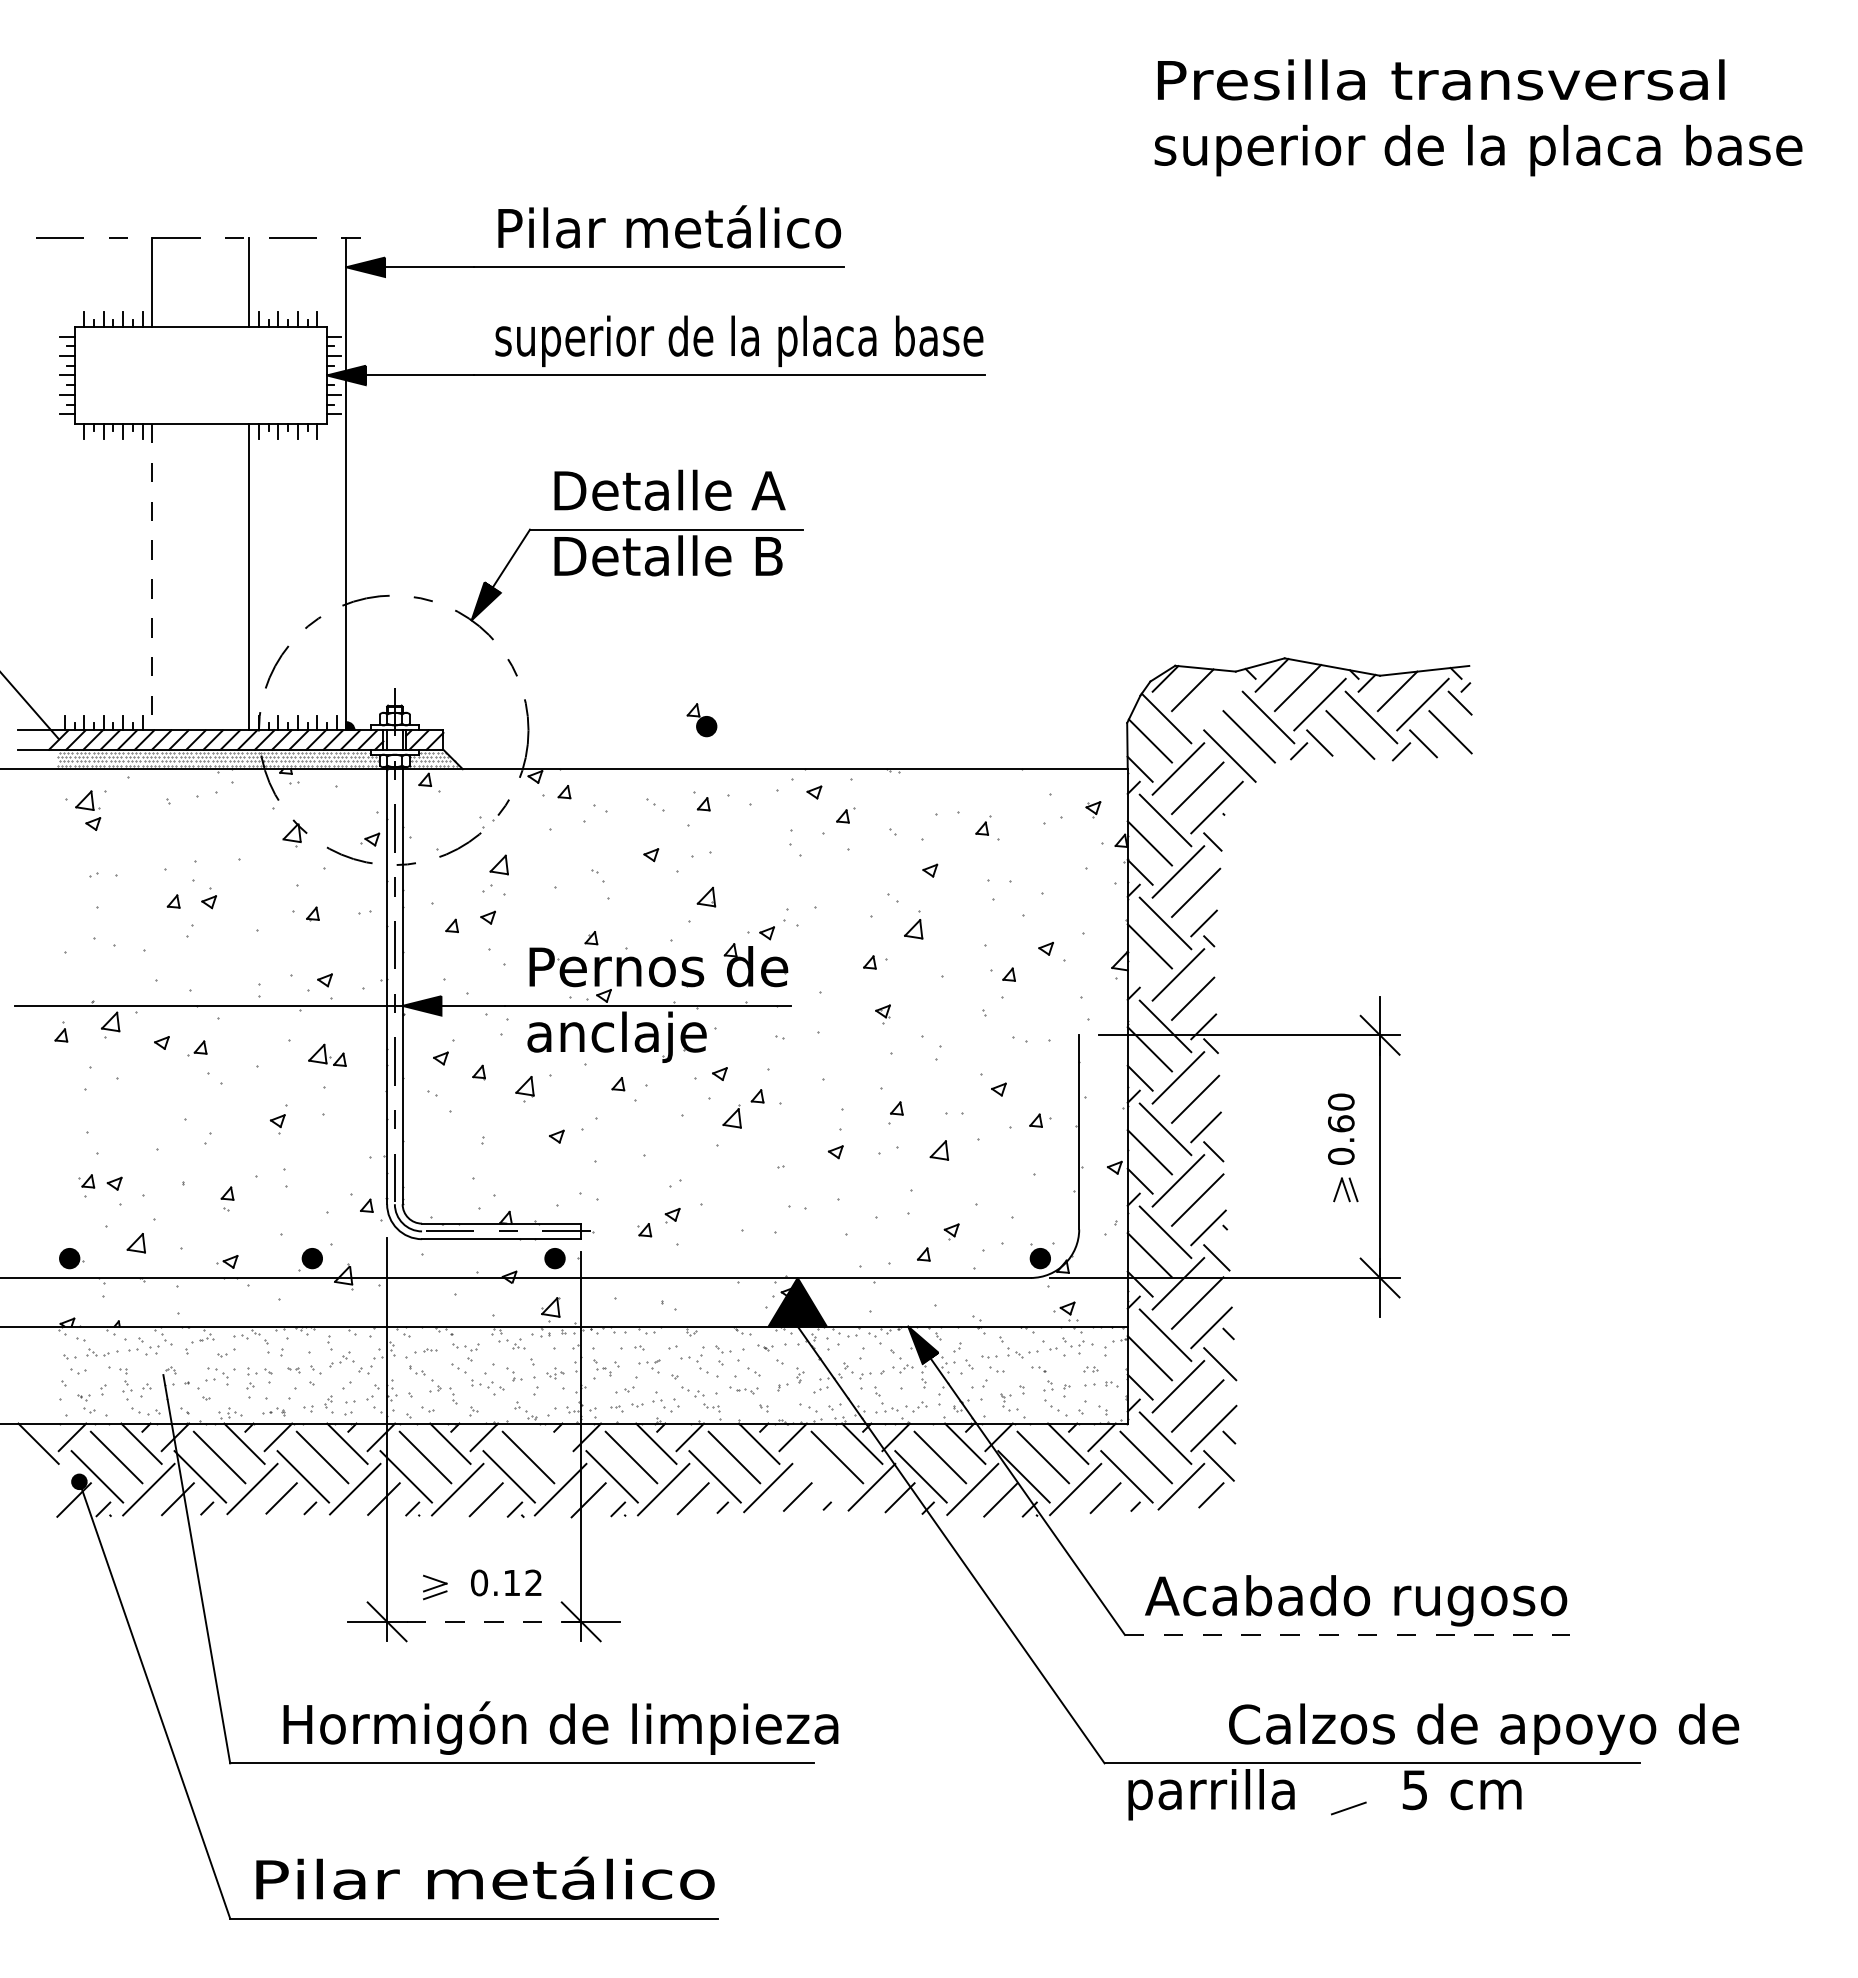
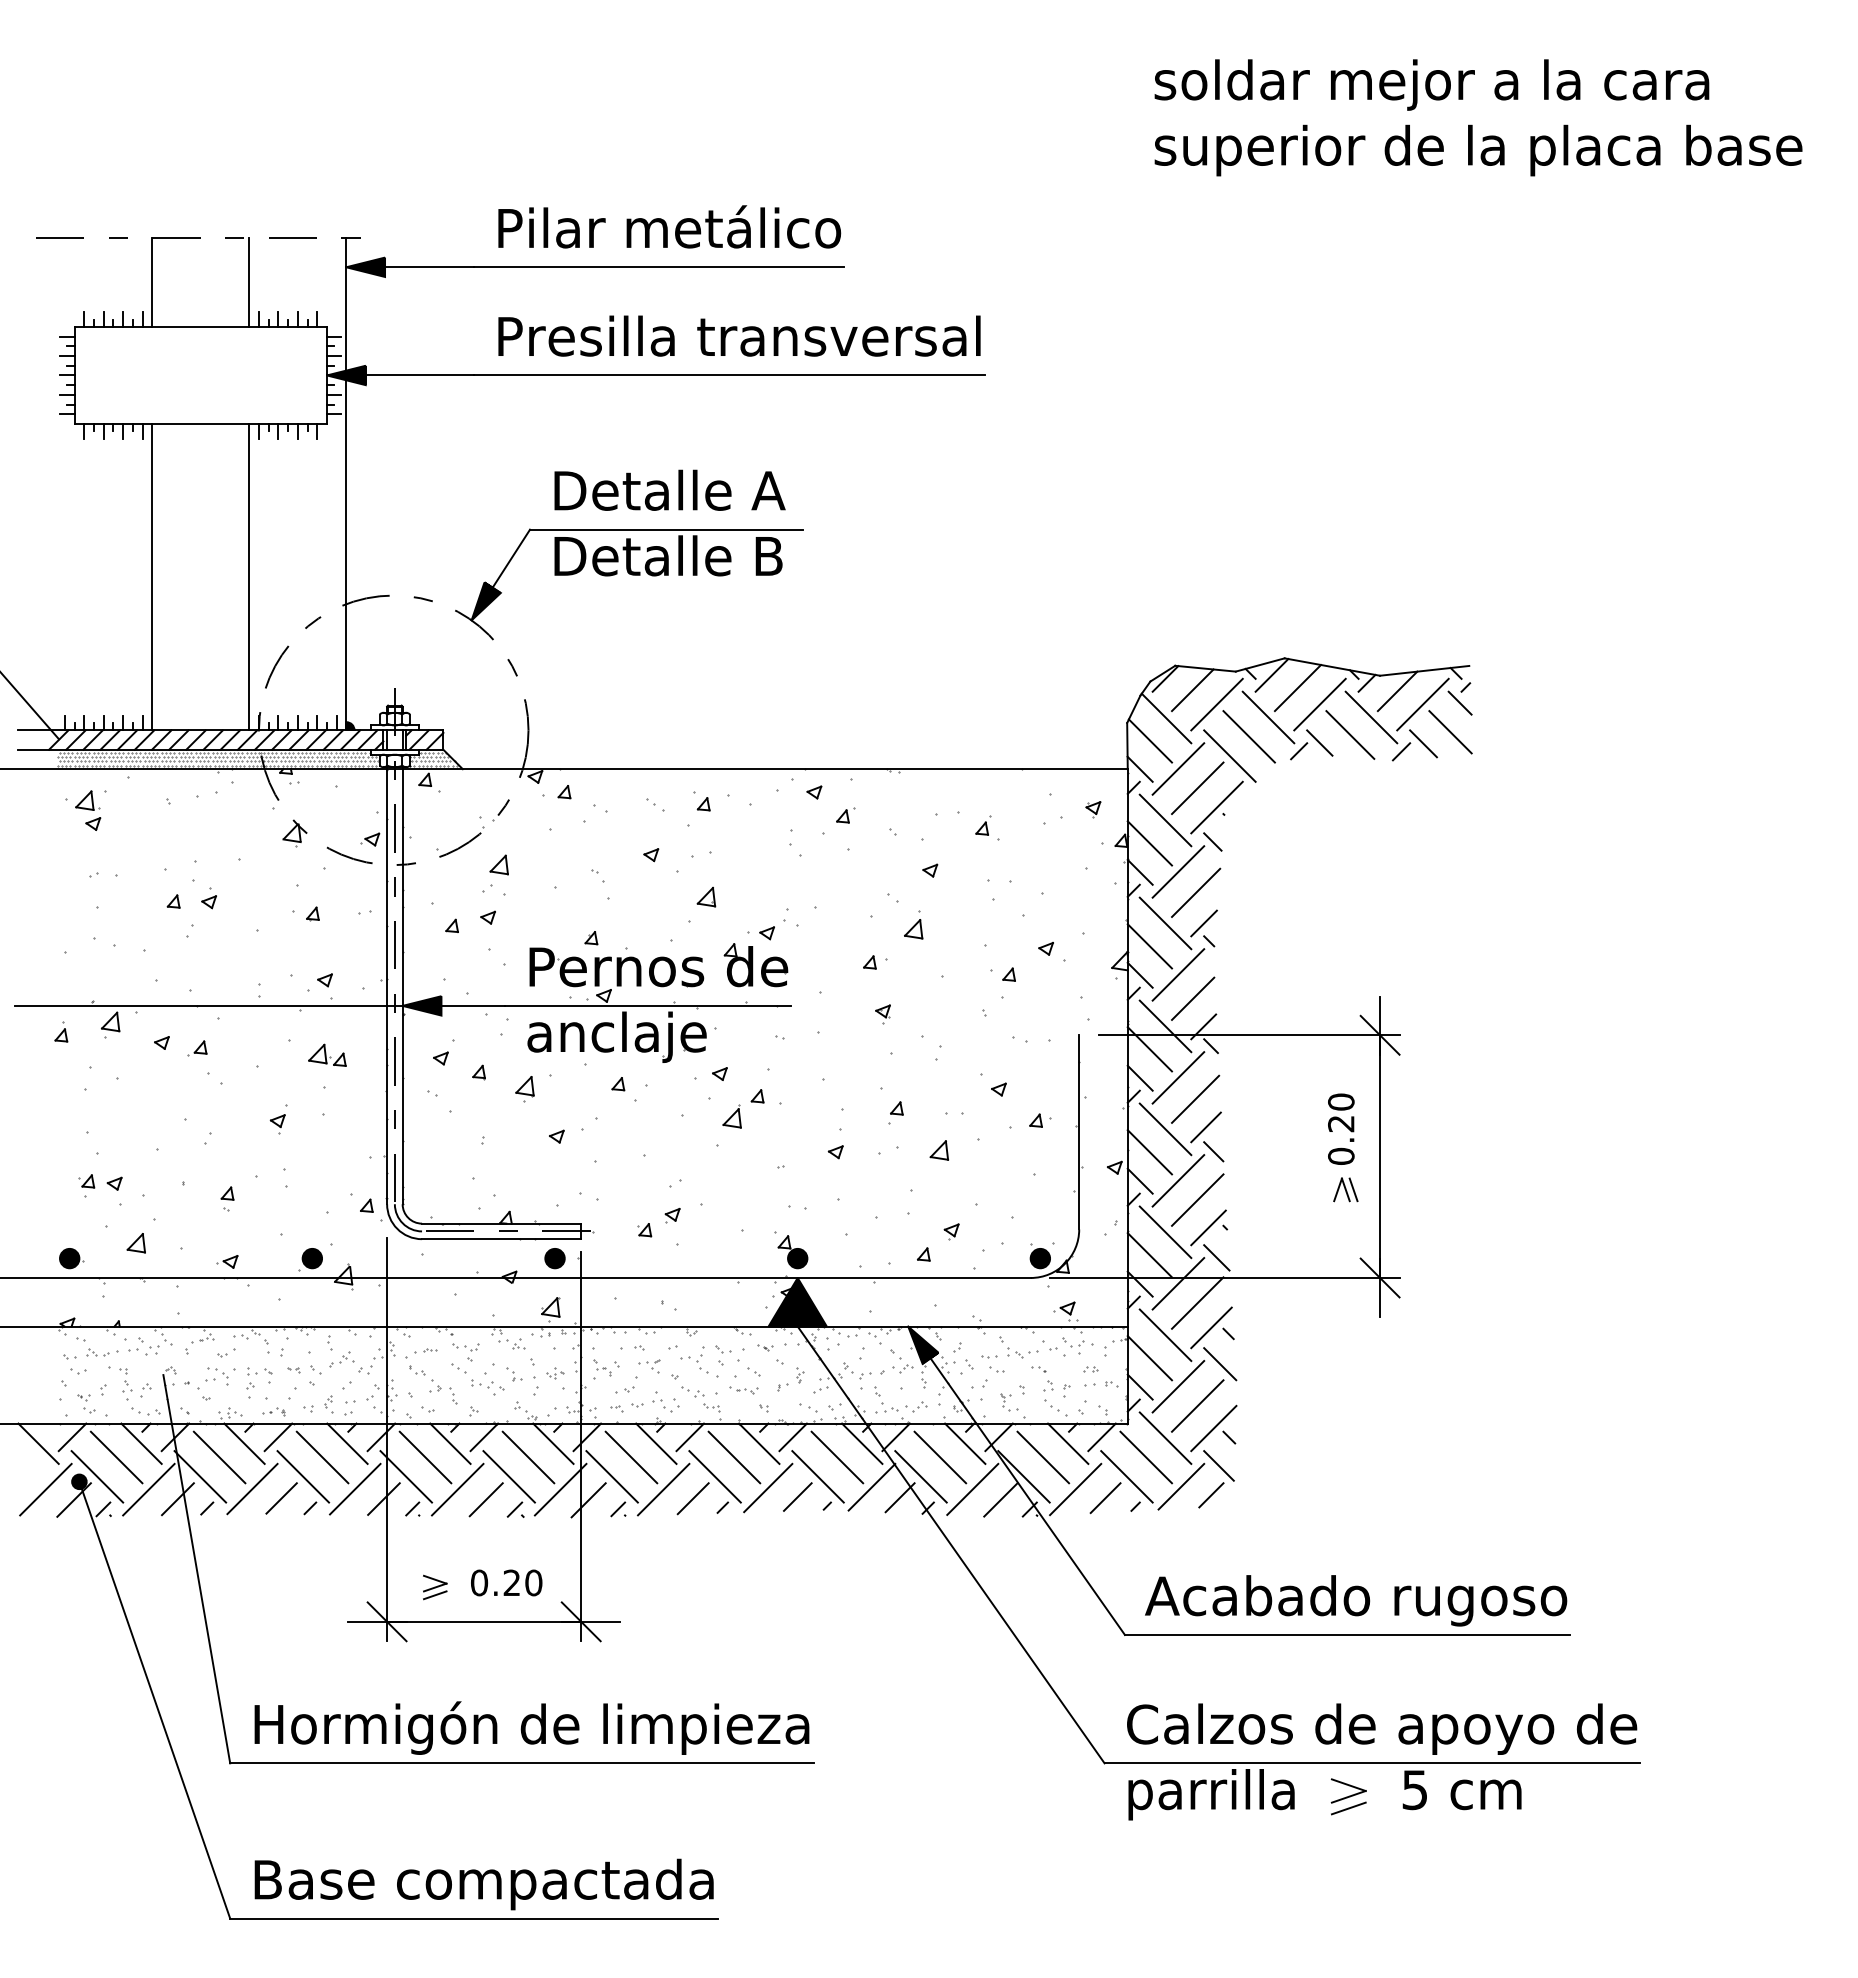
text: Presilla transversal -> soldar mejor a la cara (1439, 84)
text: superior de la placa base -> Presilla transversal (739, 341)
line: dashed -> solid (152, 577)
line: none -> present (1216, 704)
part position: (701, 720) -> (792, 1252) (792, 1252)
line: none -> present (1139, 974)
text: 0.60 -> 0.20 (1341, 1123)
line: none -> present (553, 1443)
line: none -> present (817, 1476)
line: none -> present (45, 1489)
text: 0.12 -> 0.20 (522, 1582)
line: dashed -> solid (483, 1621)
line: dashed -> solid (1347, 1634)
text position: (560, 1727) -> (531, 1727) (531, 1727)
text position: (1484, 1728) -> (1382, 1728) (1382, 1728)
part: none -> present (1348, 1790)
text: Pilar metálico -> Base compactada (484, 1883)
